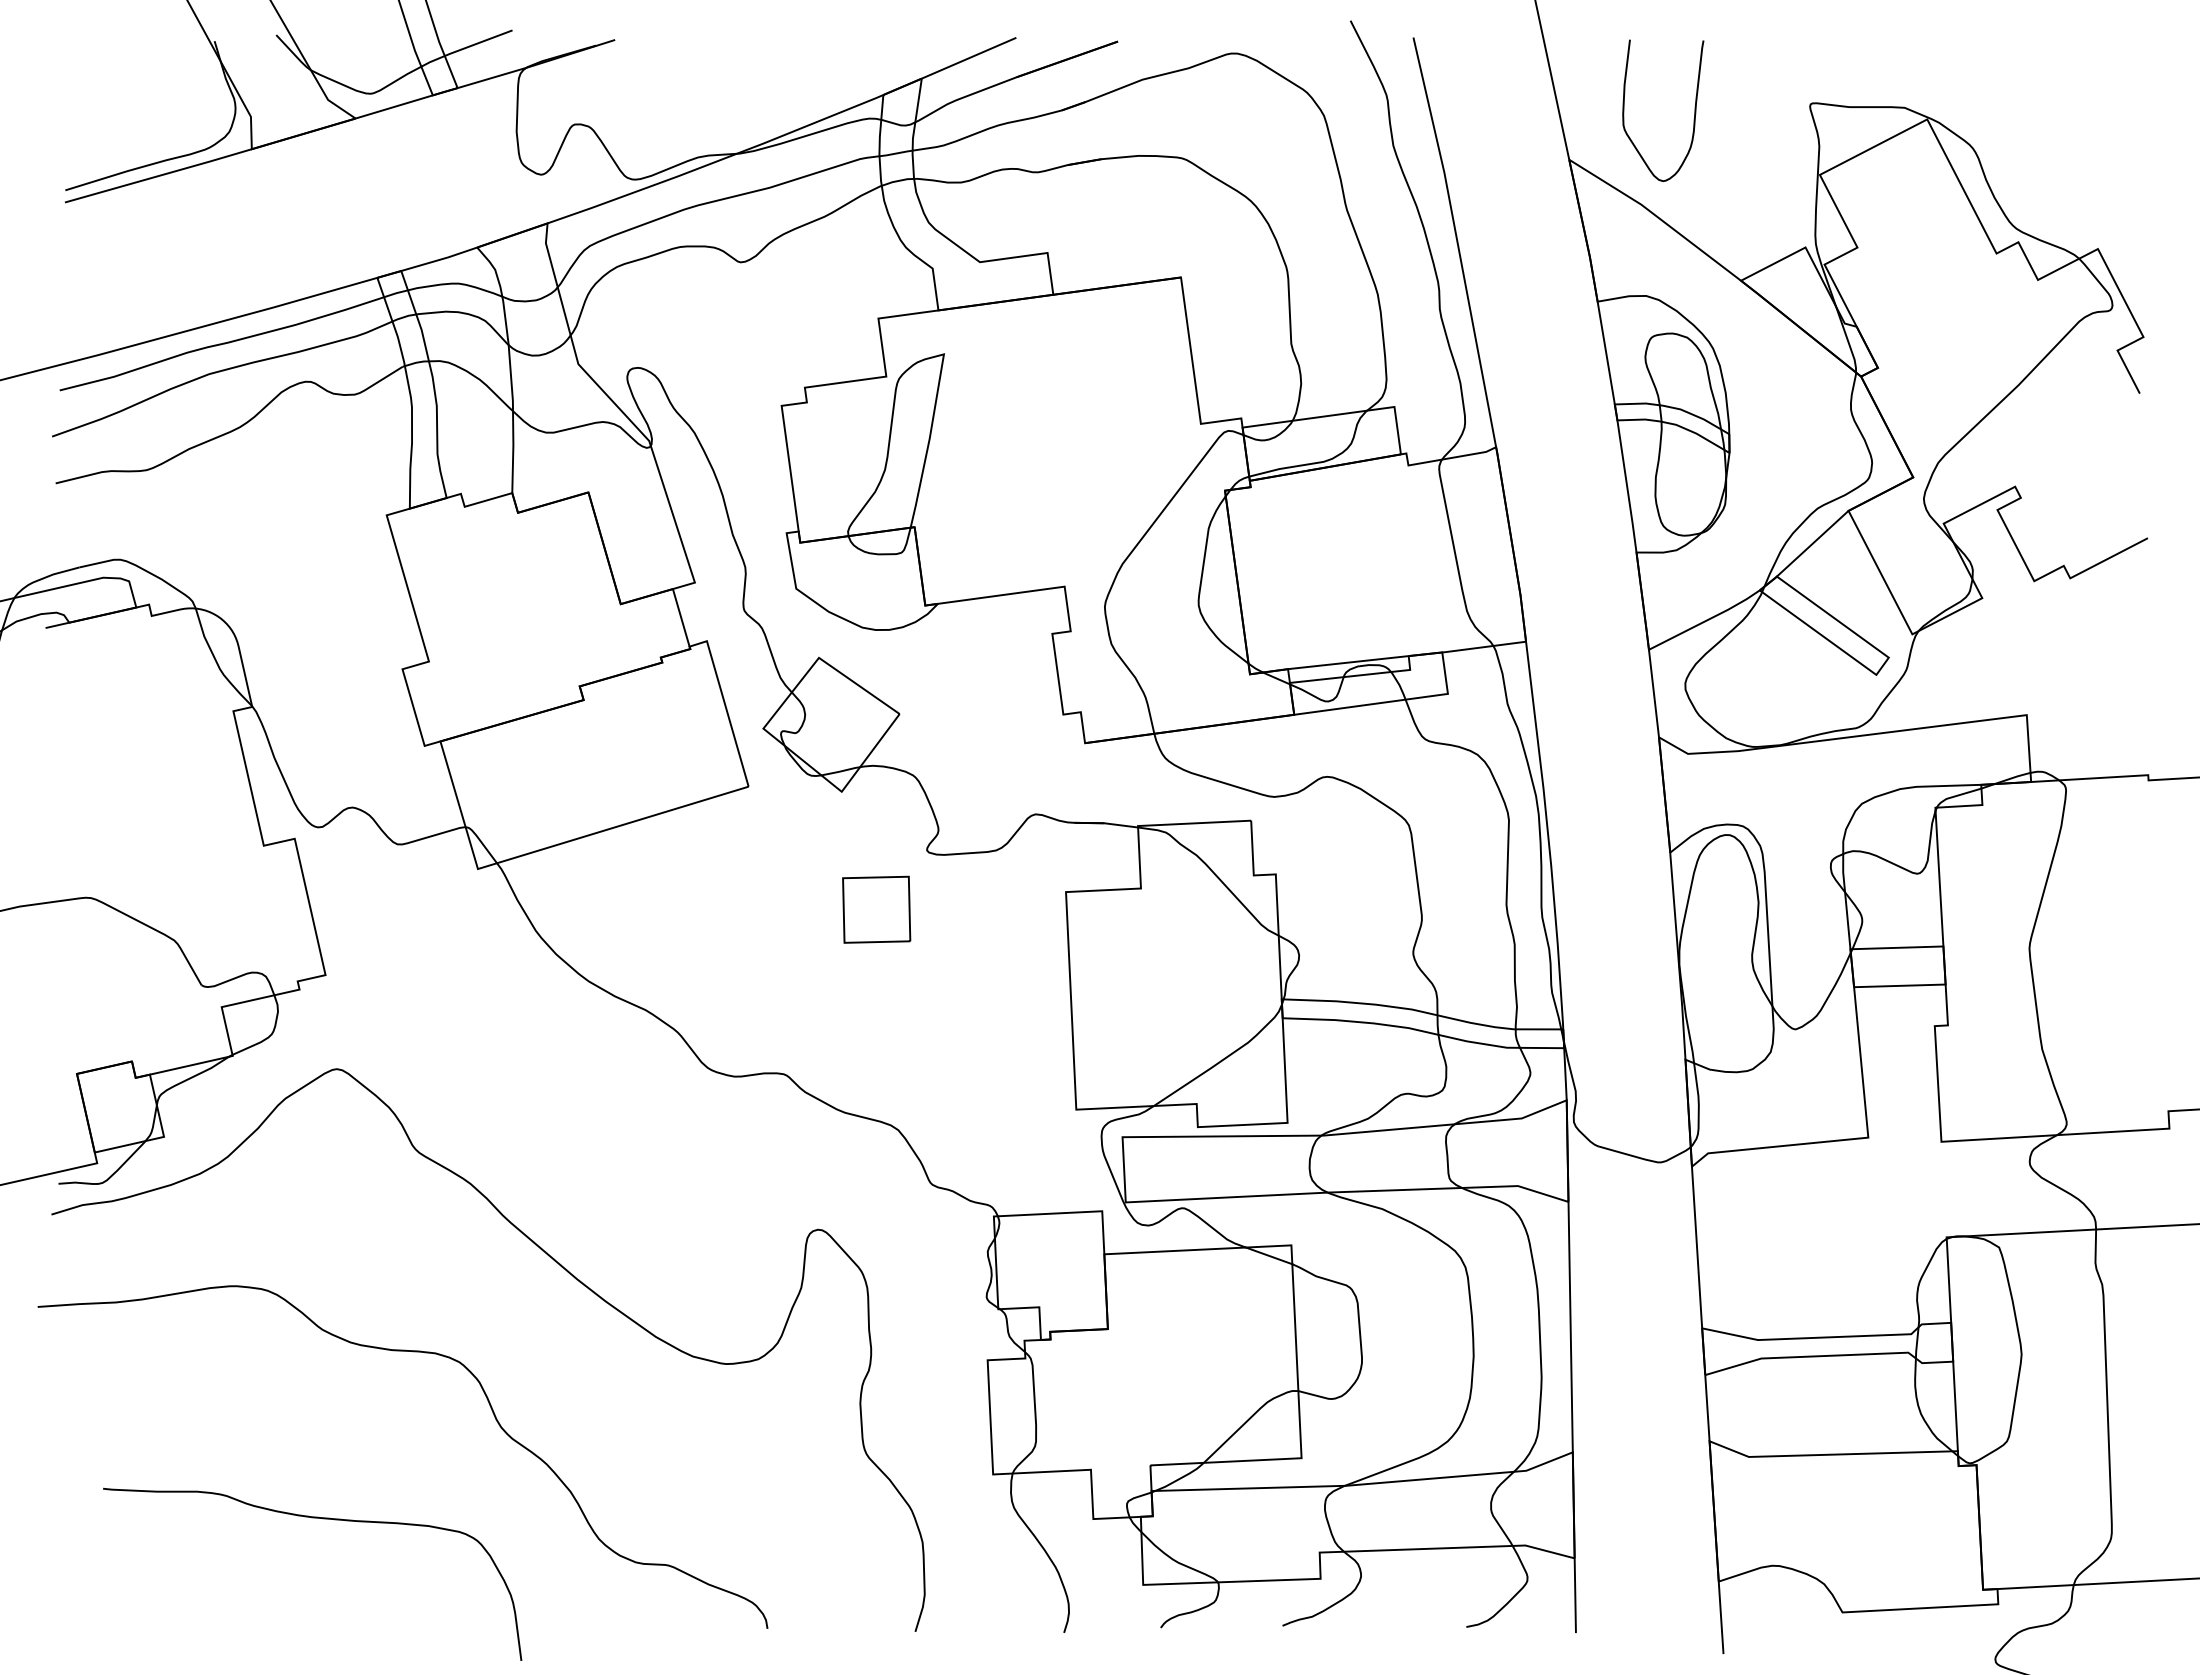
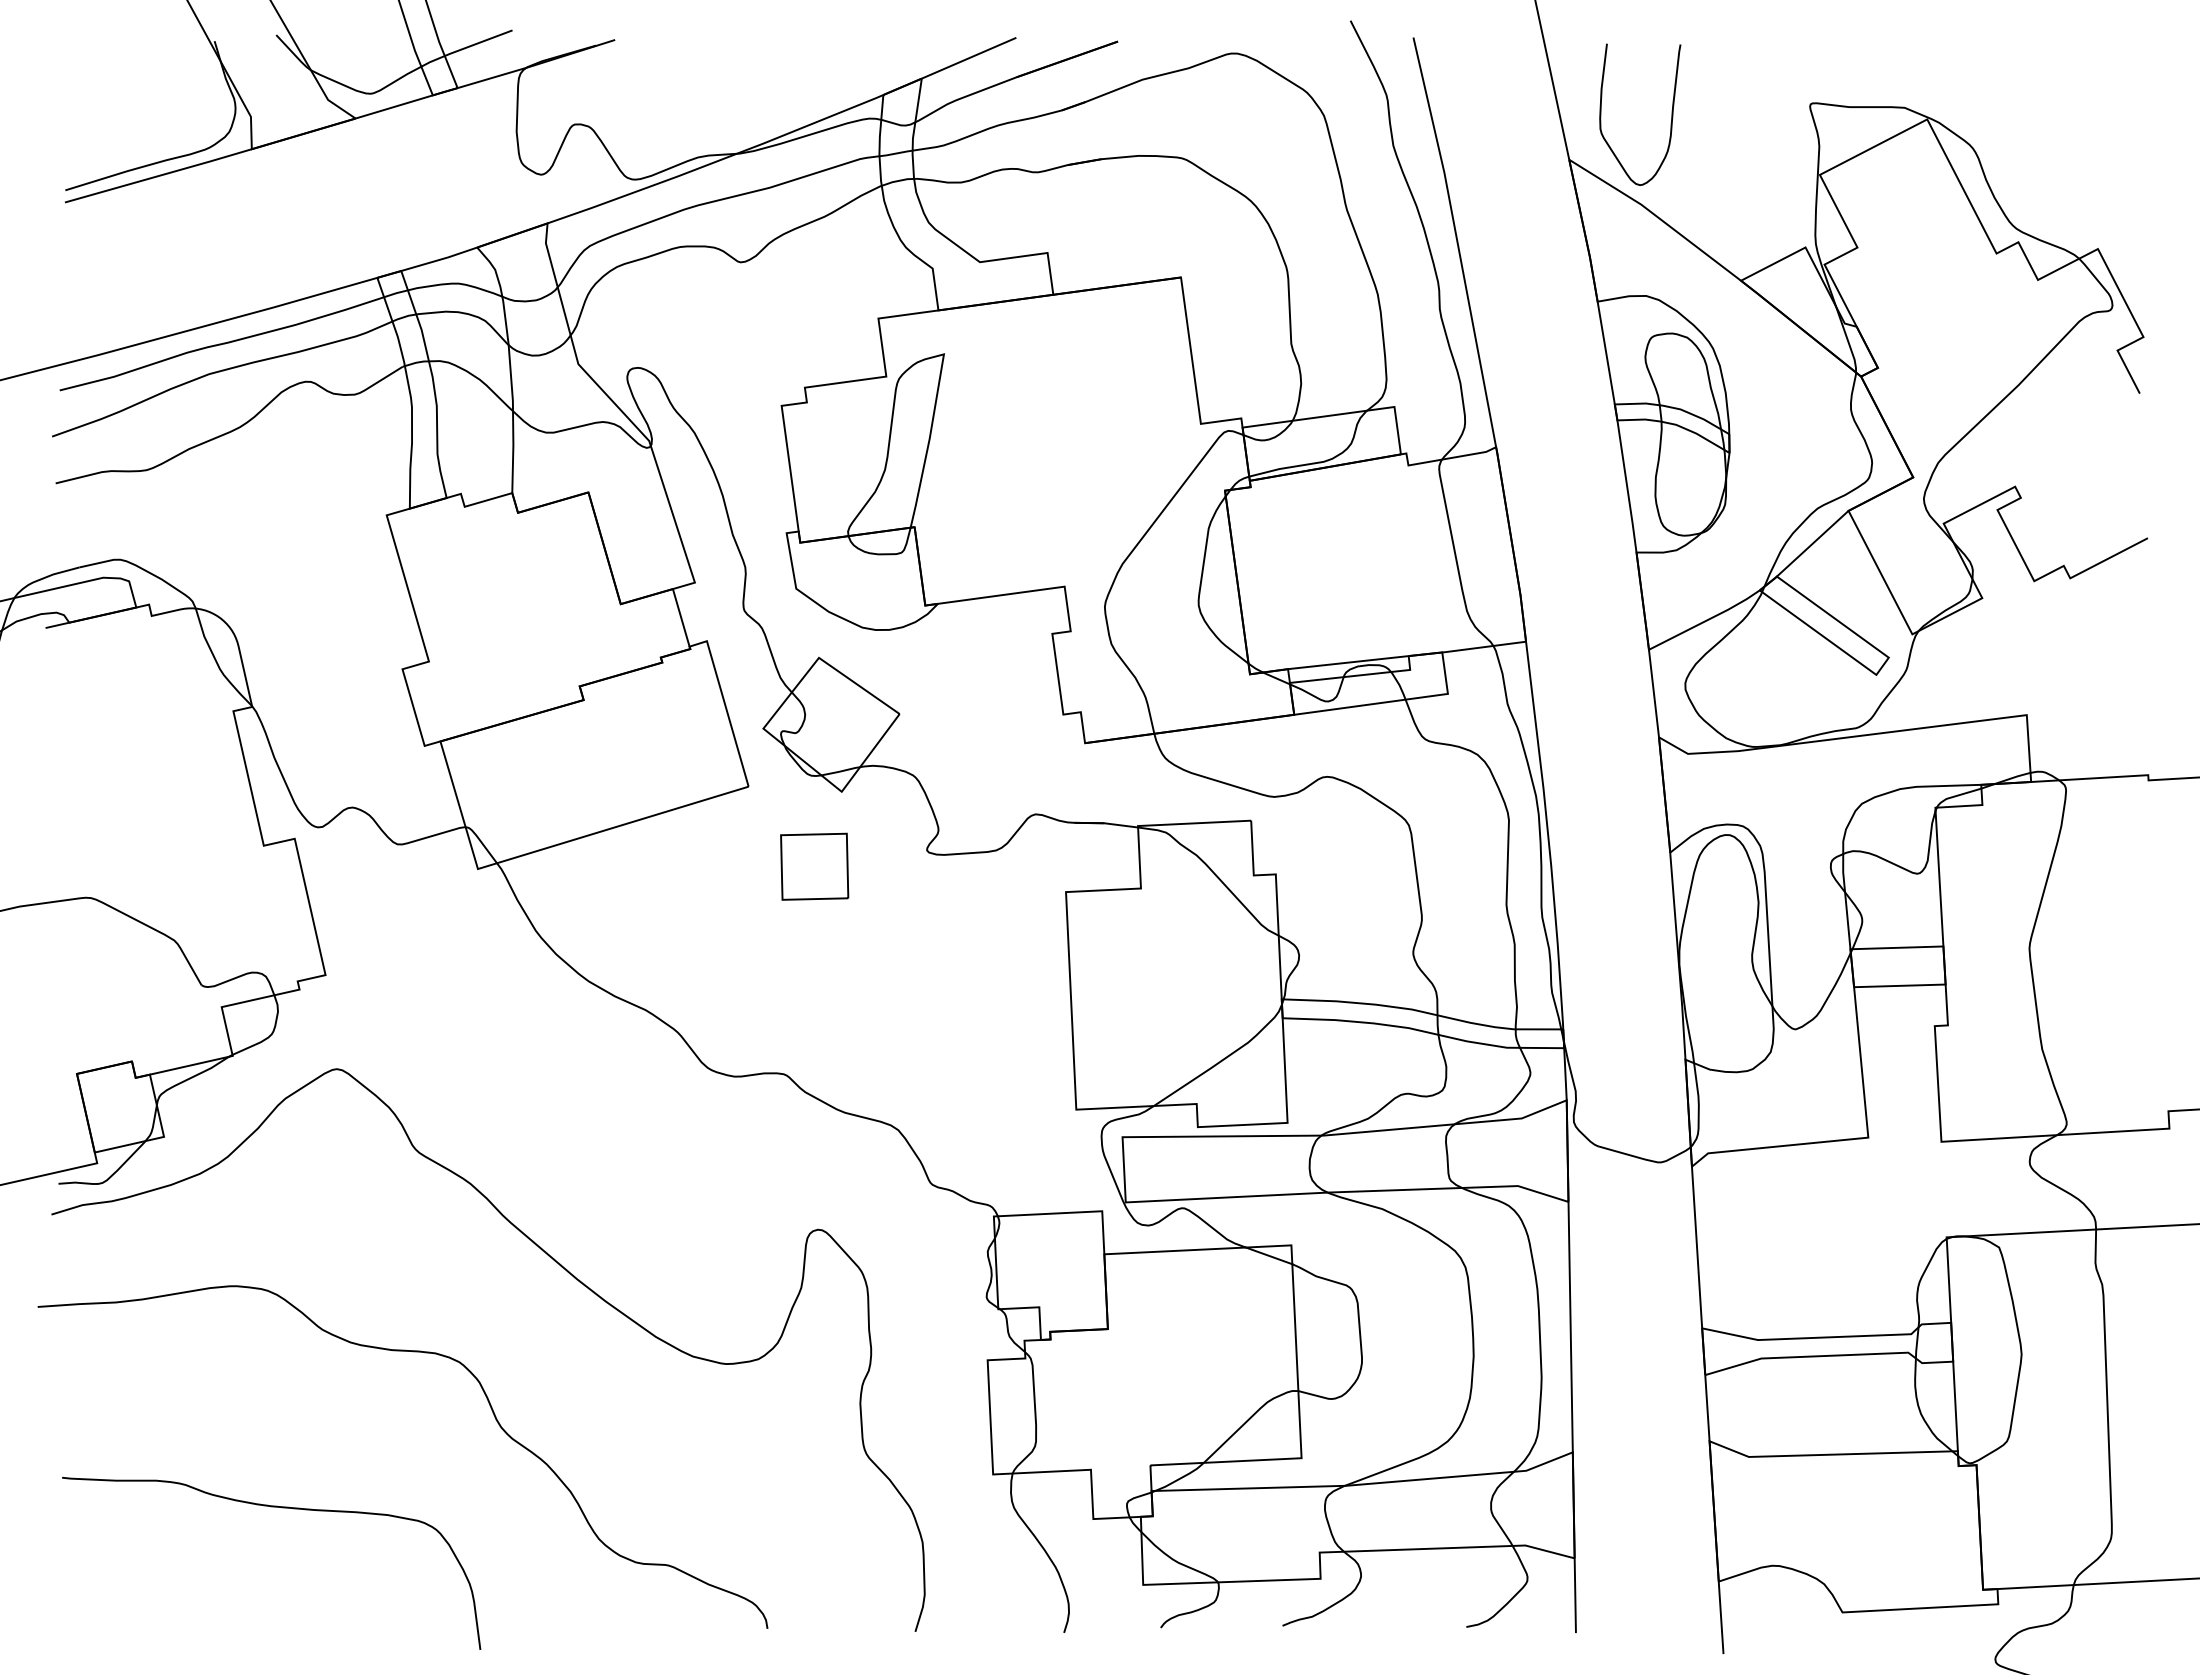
curve position: (1694, 110) -> (1671, 114) (1671, 114)
part position: (876, 909) -> (814, 866) (814, 866)
curve position: (312, 1518) -> (271, 1507) (271, 1507)
